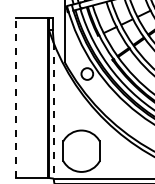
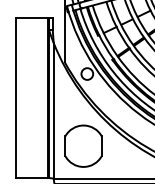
line: dashed -> solid (15, 97)
line: dashed -> solid (53, 110)
part position: (81, 150) -> (83, 145) (83, 145)
